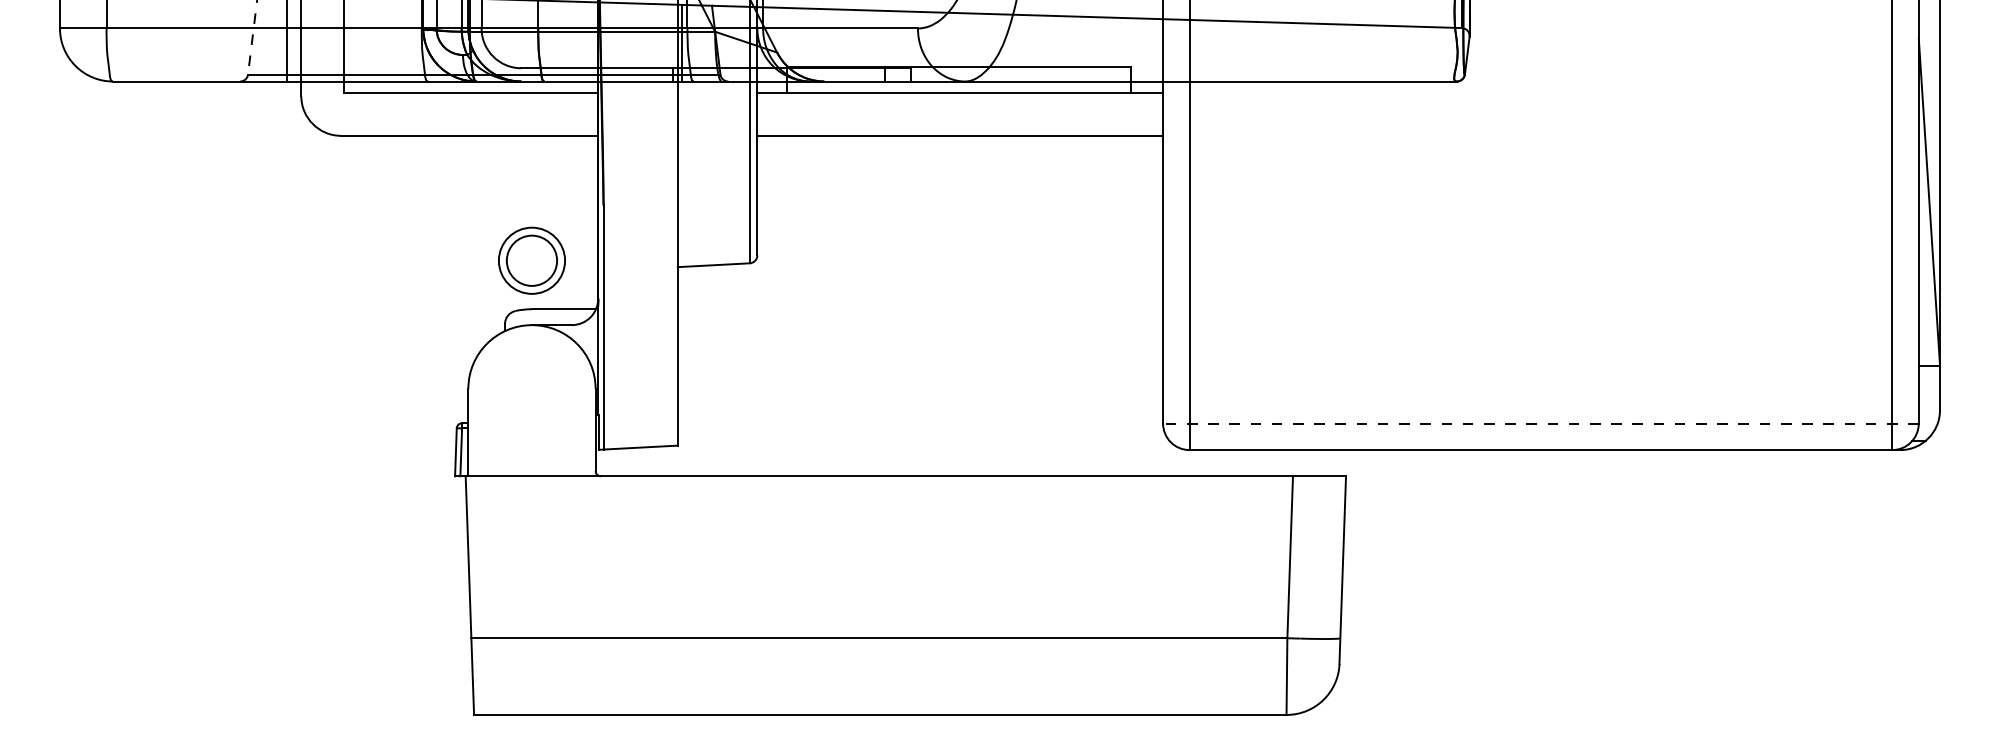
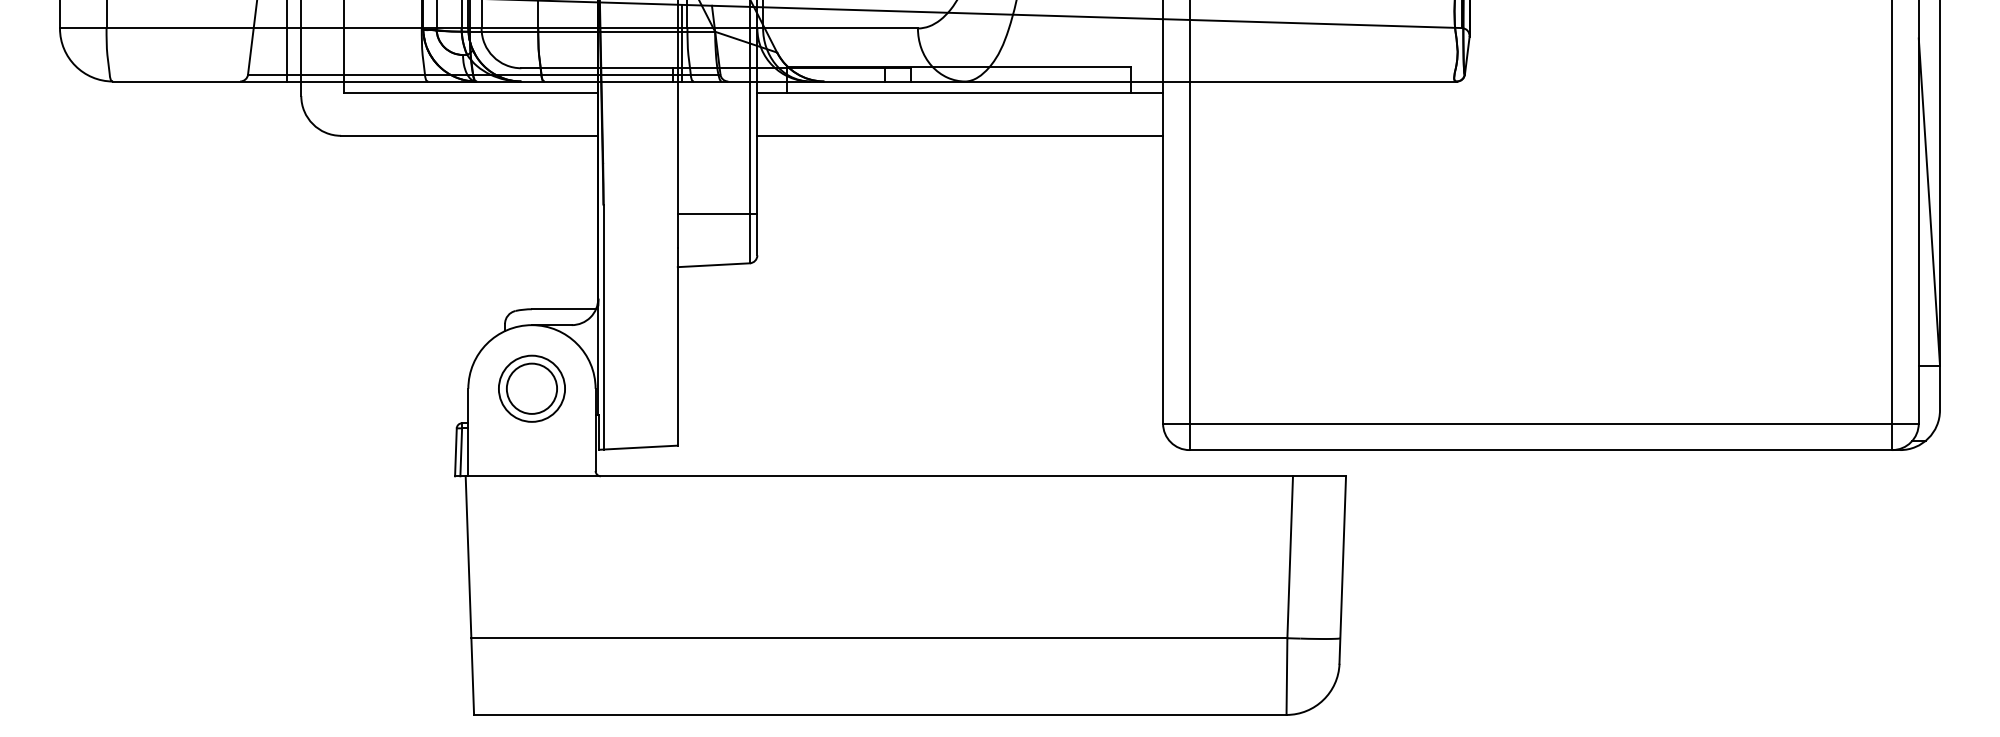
line: dashed -> solid (252, 37)
line: none -> present (717, 214)
part position: (531, 260) -> (531, 388) (531, 388)
line: dashed -> solid (1540, 423)
